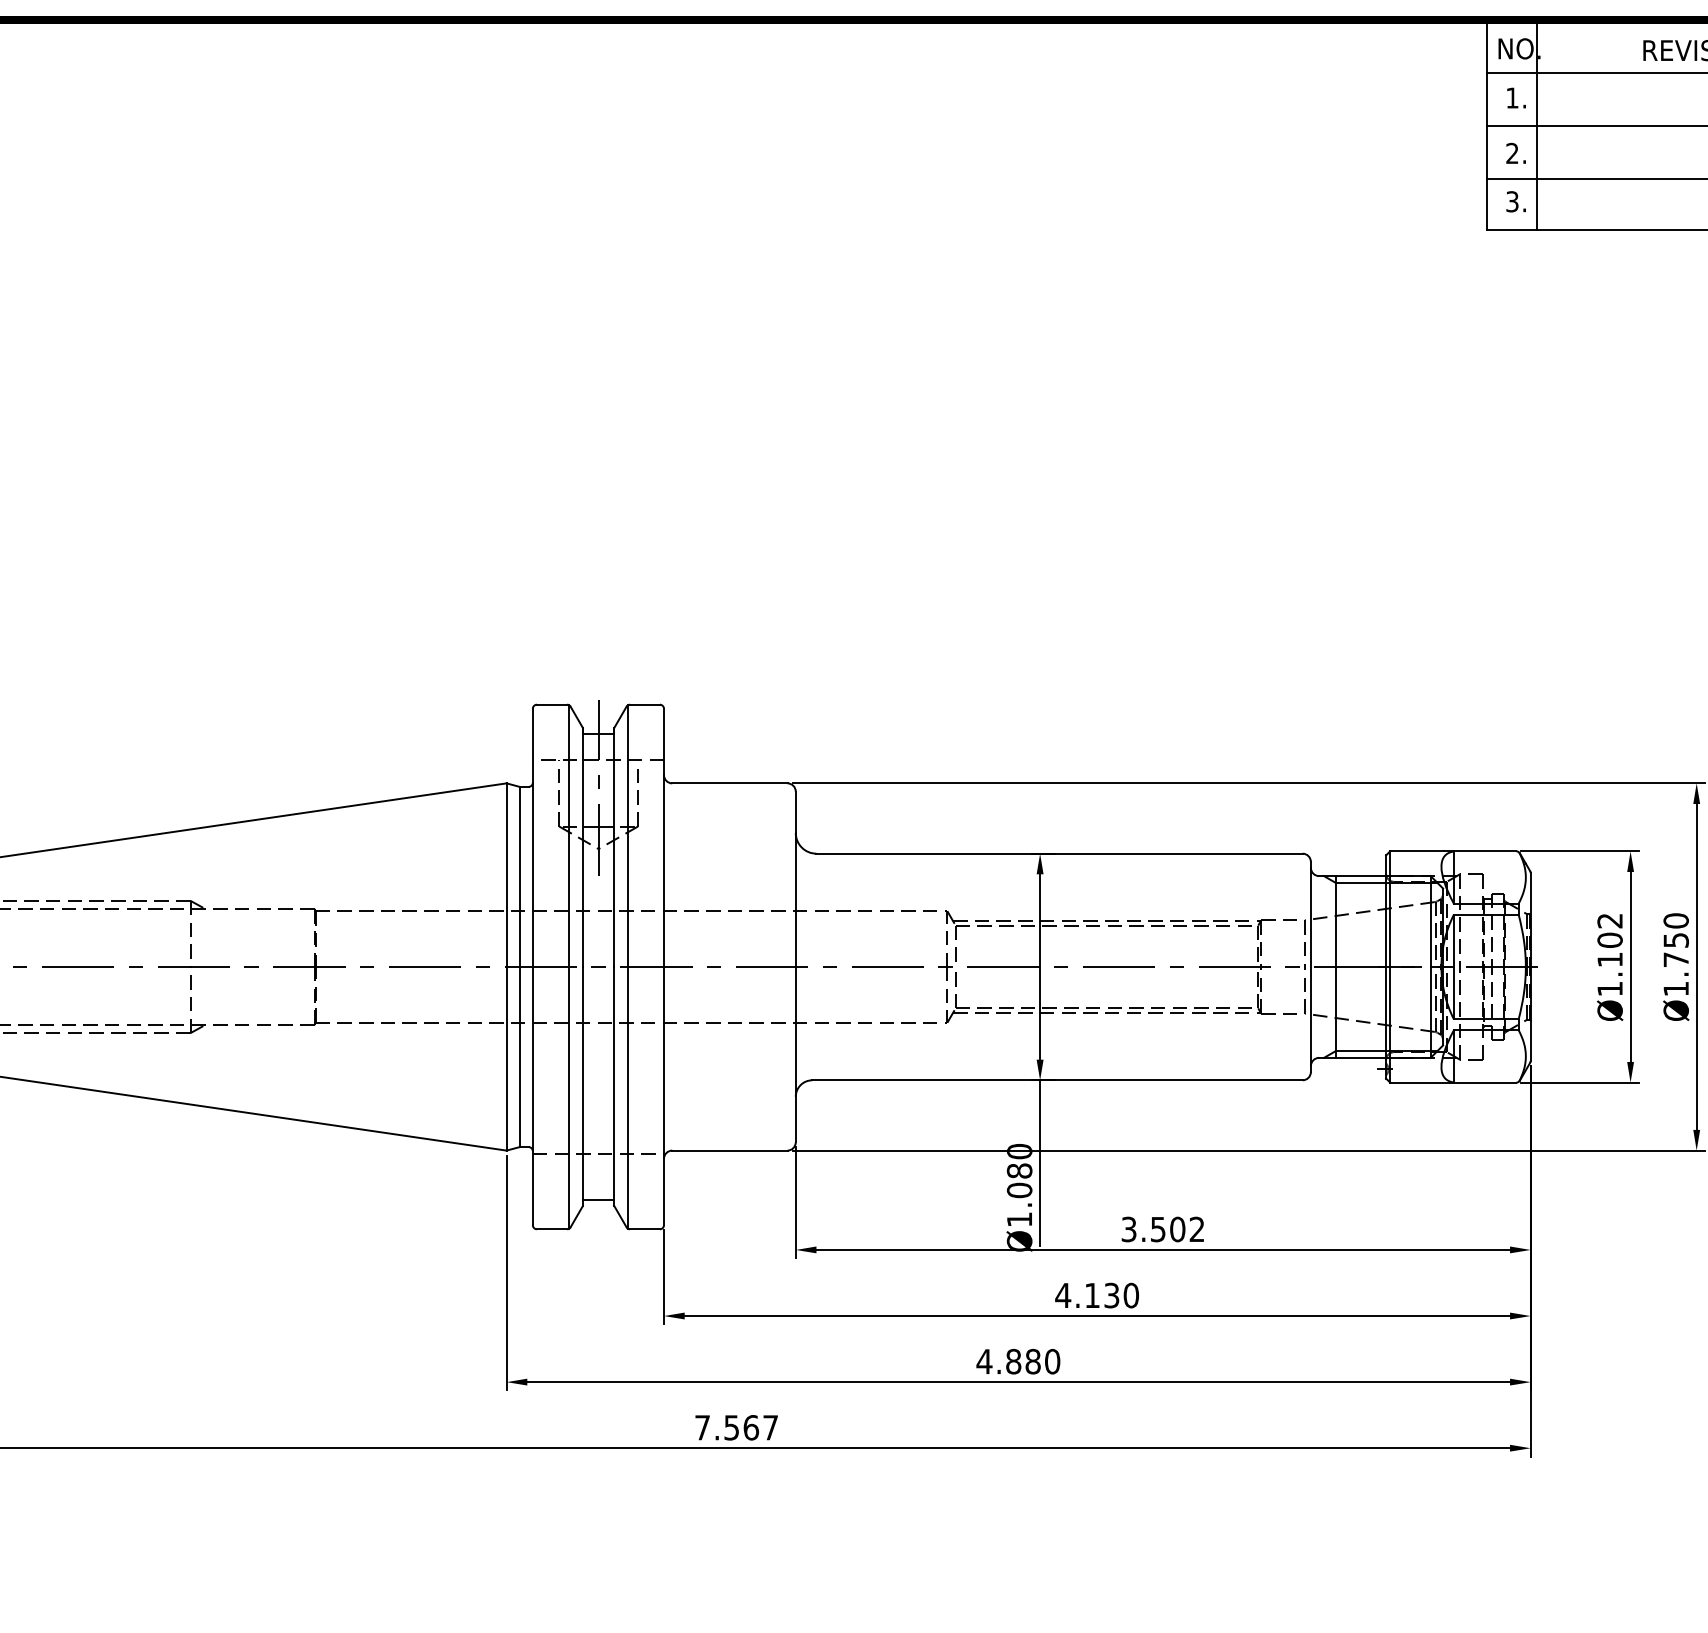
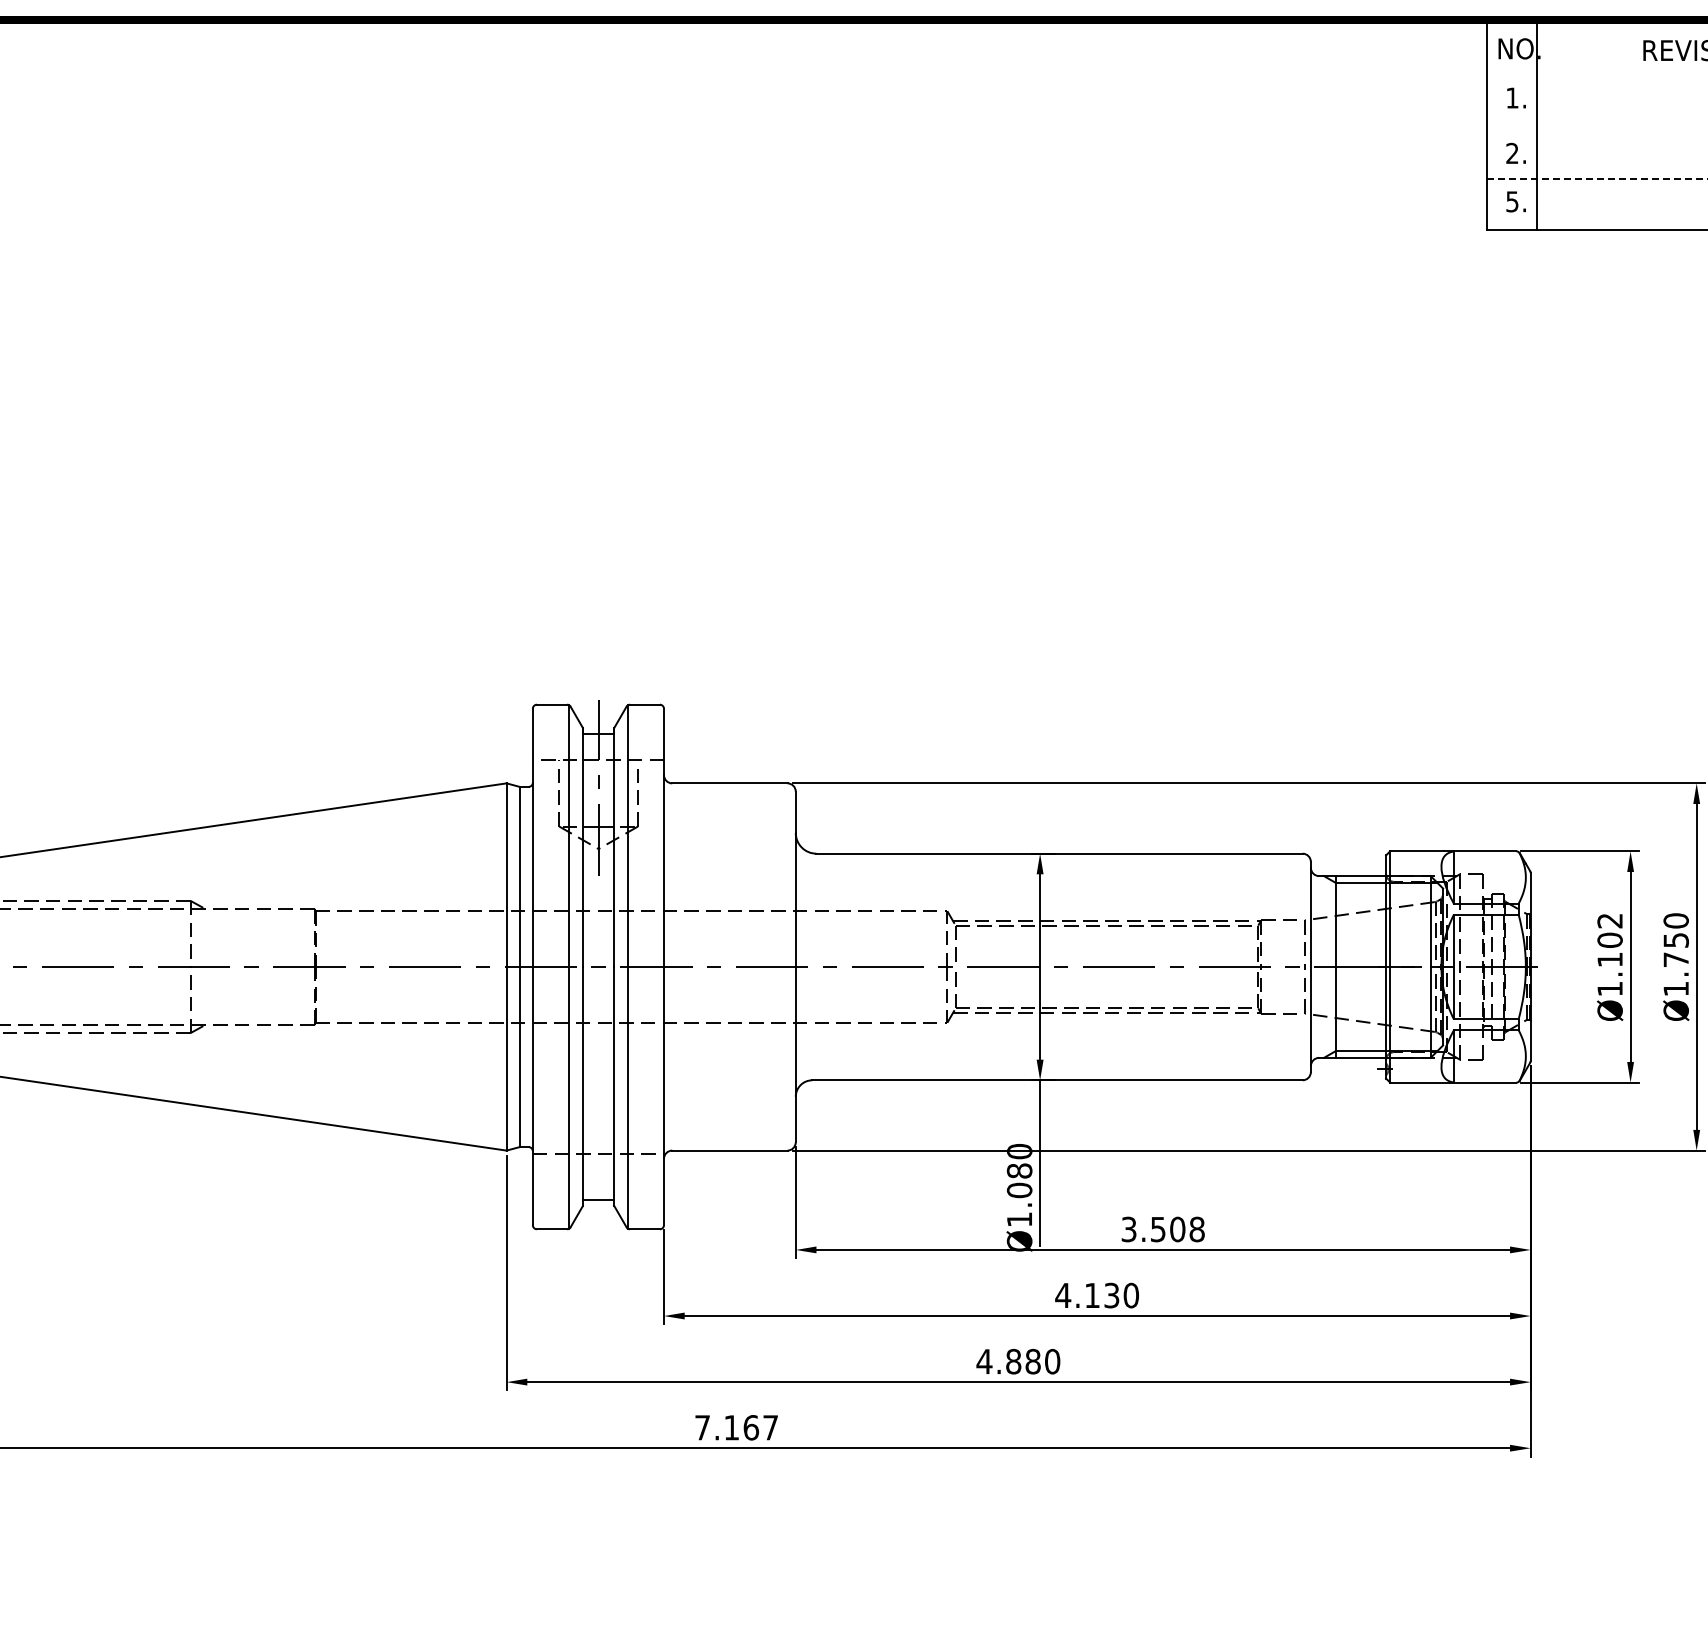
line: present -> none (1595, 72)
line: present -> none (1595, 125)
line: solid -> dashed (1597, 178)
text: 3. -> 5. (1512, 201)
text: 3.502 -> 3.508 (1196, 1229)
text: 7.567 -> 7.167 (731, 1427)
